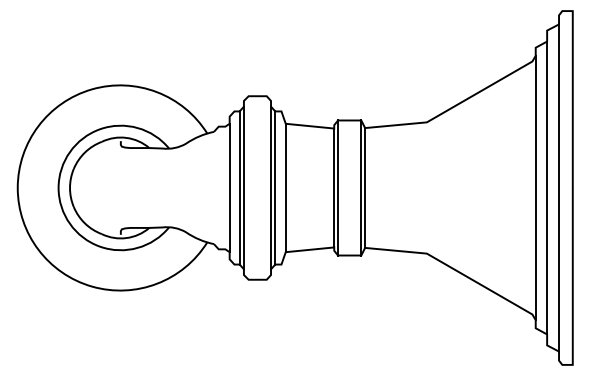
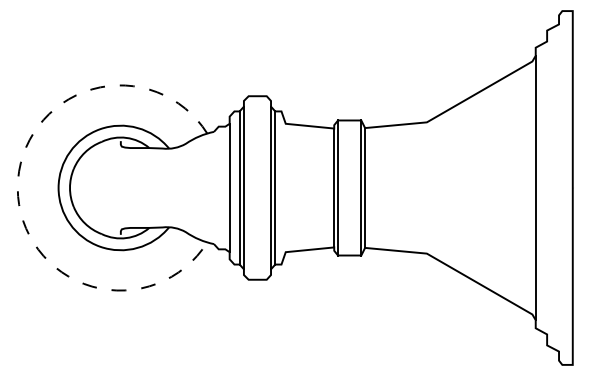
arc: solid -> dashed (17, 187)
line: present -> none (285, 187)
line: present -> none (547, 187)
line: present -> none (559, 187)
